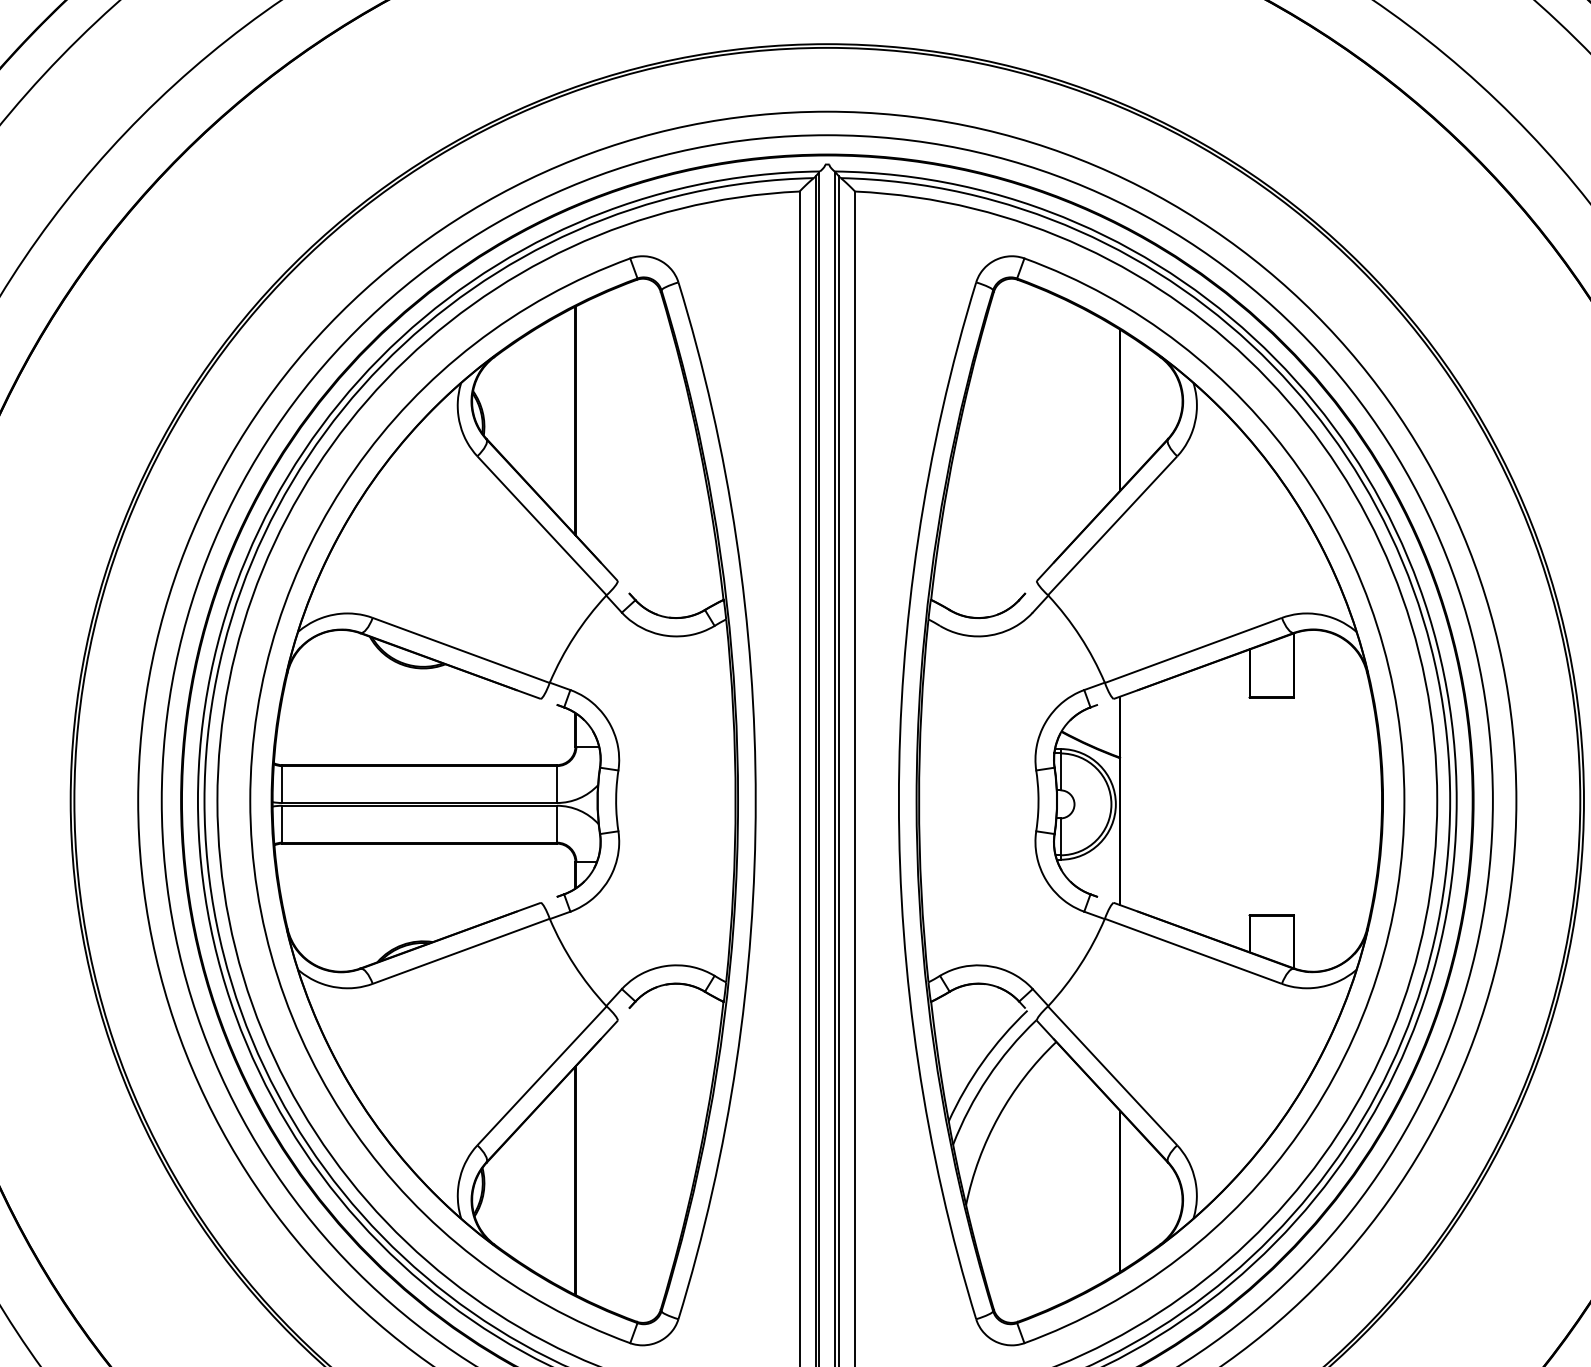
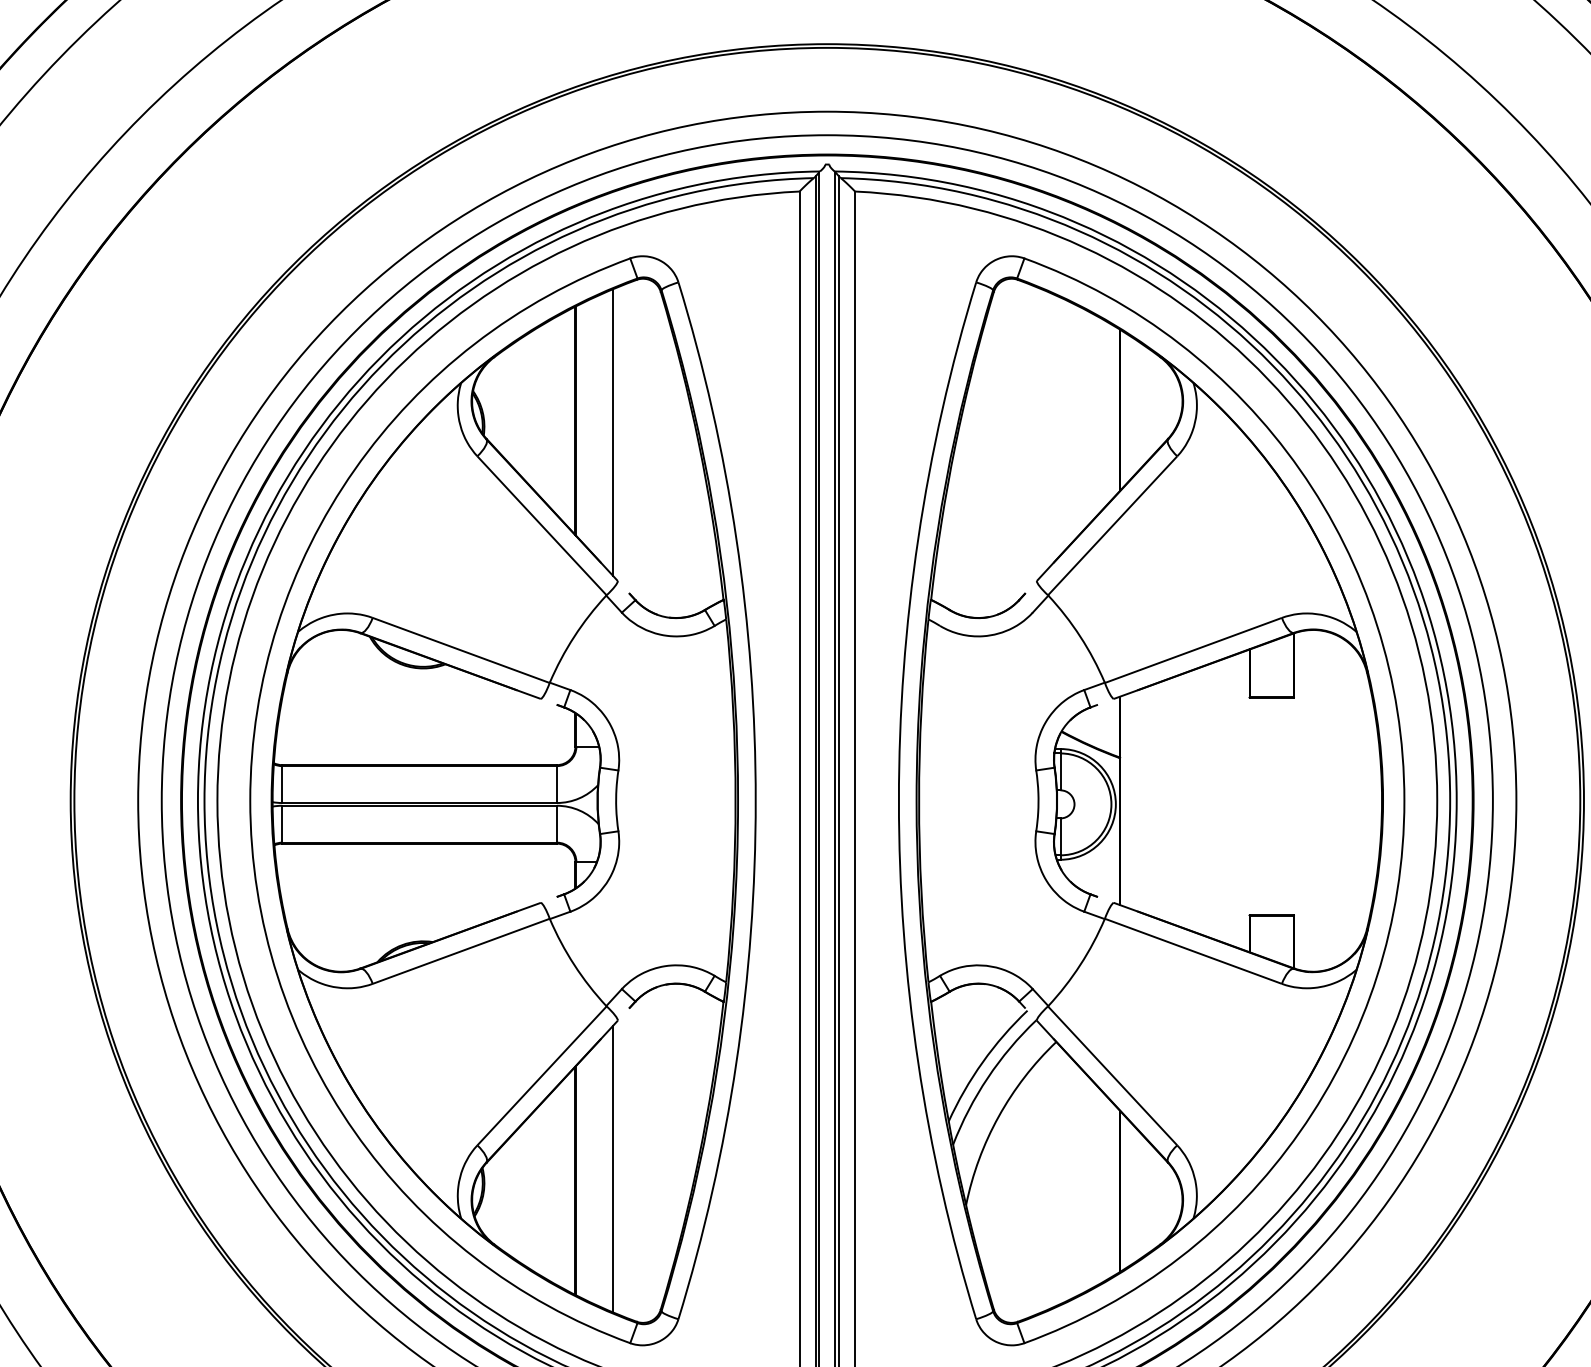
line: none -> present (613, 432)
line: none -> present (613, 1168)
